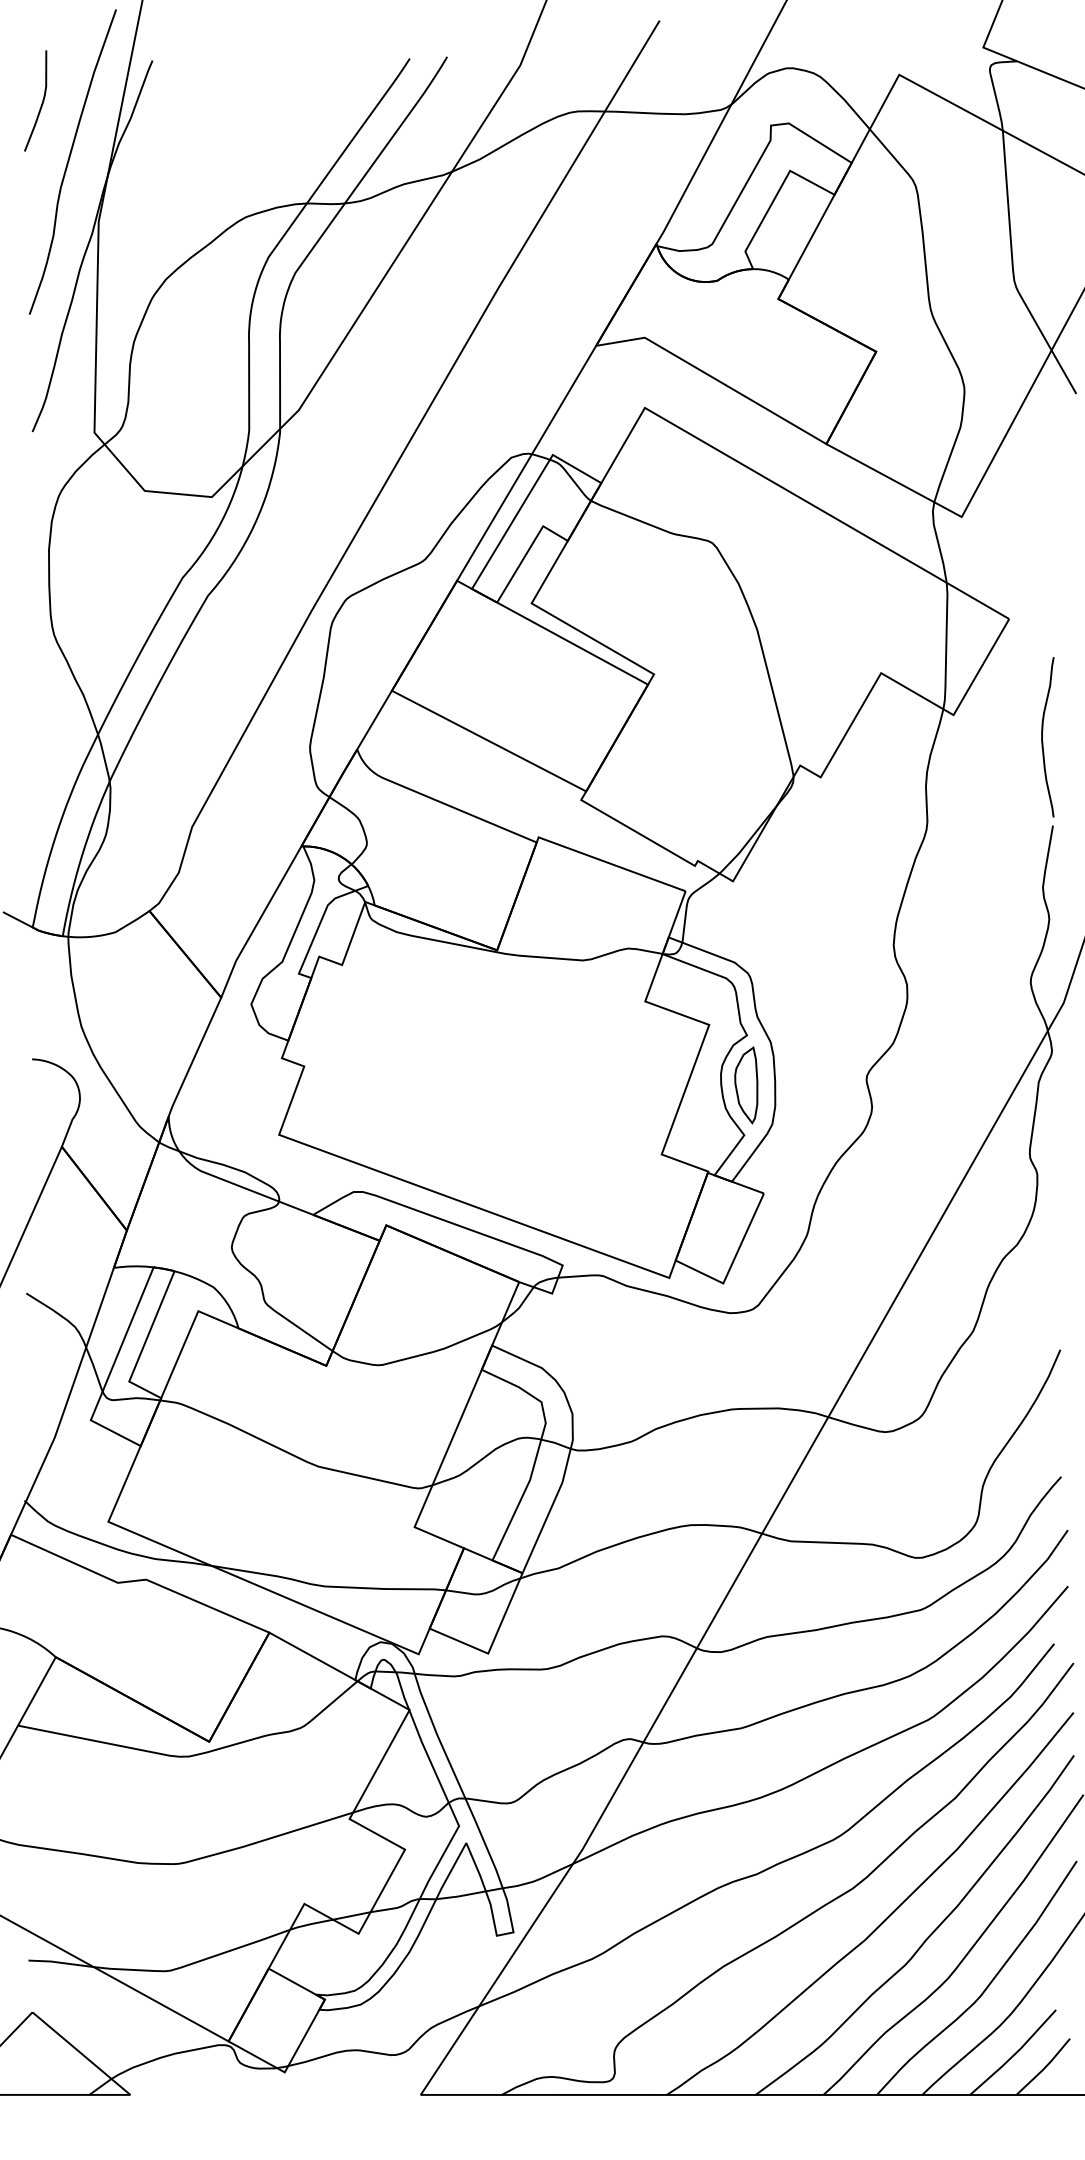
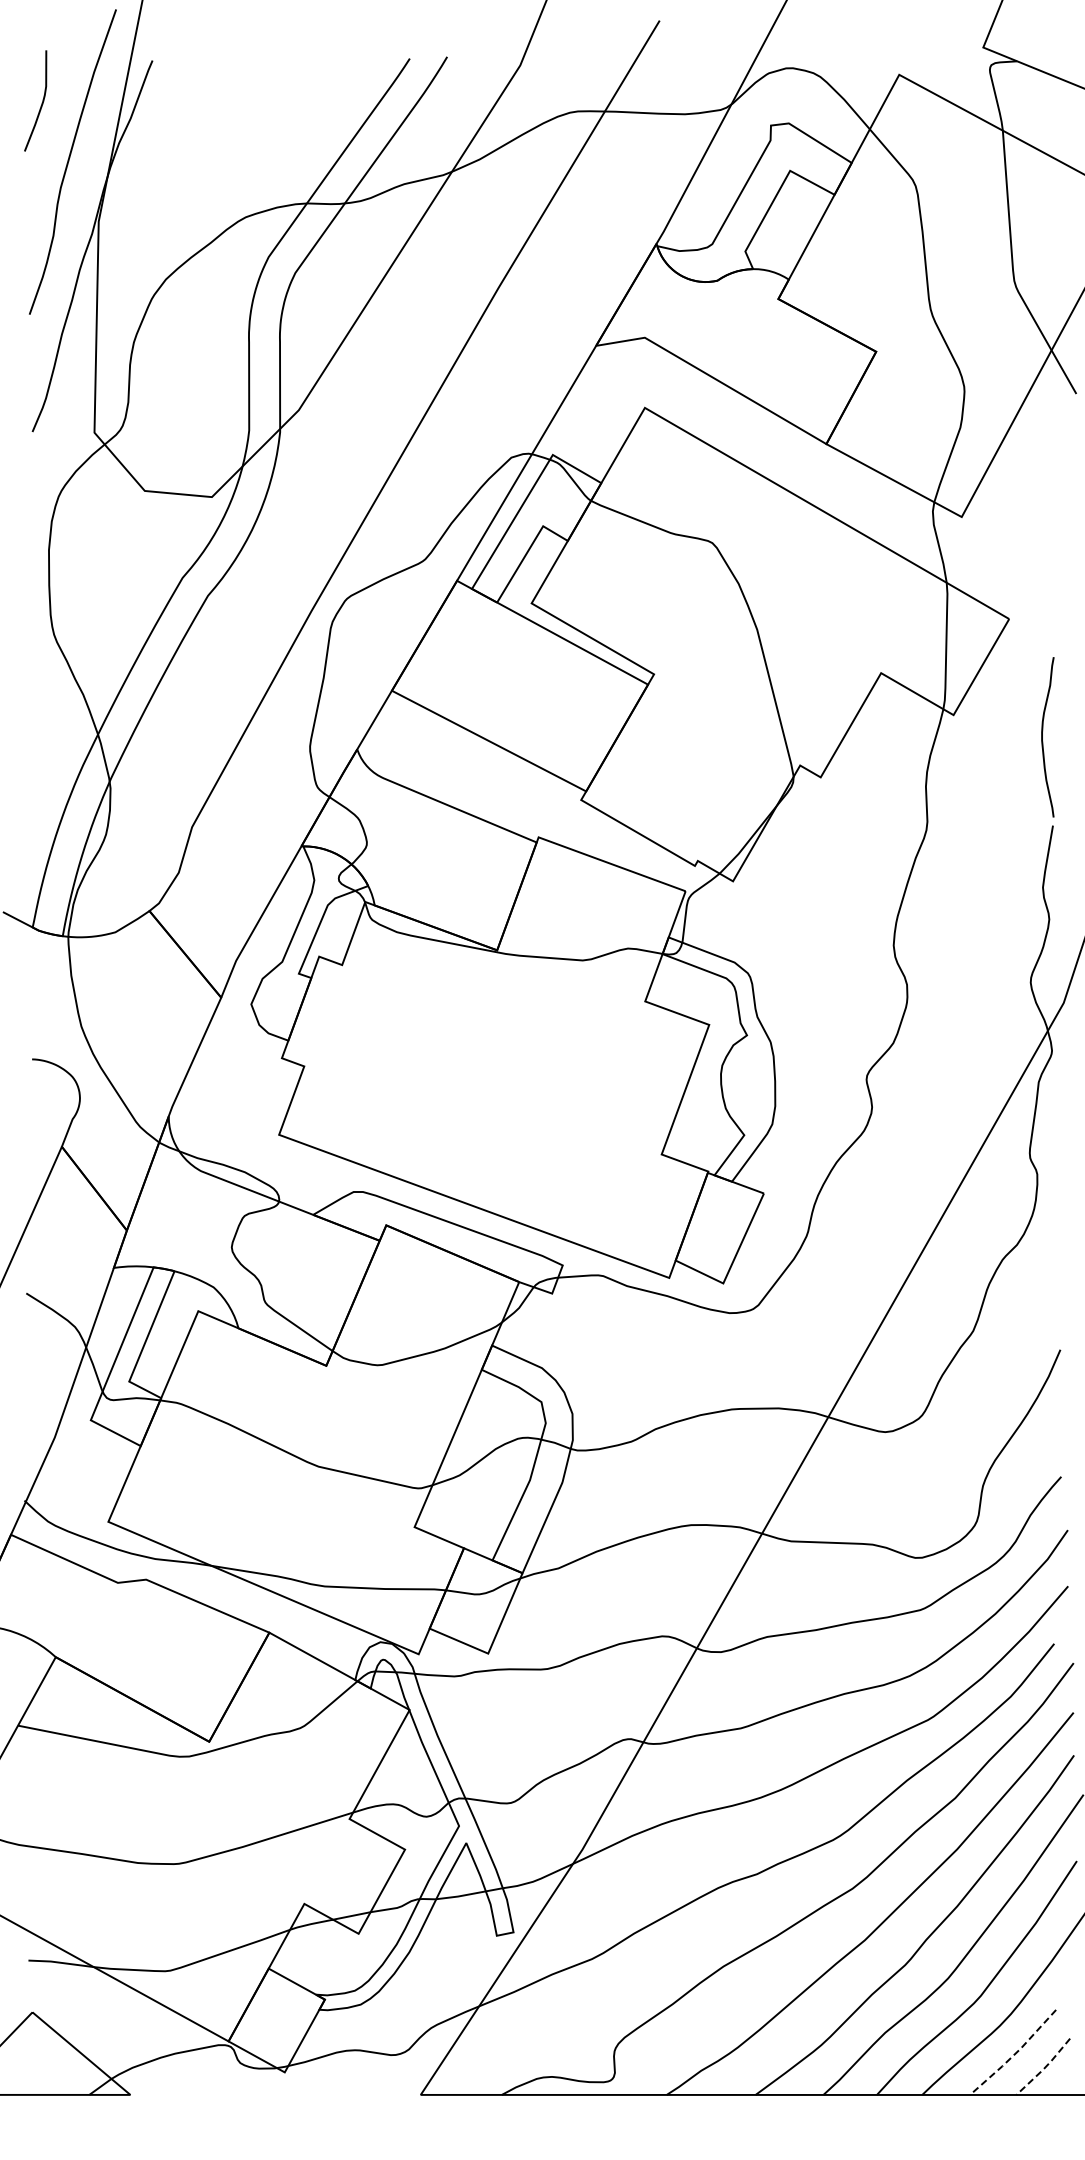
part: present -> none (746, 1085)
line: solid -> dashed (1014, 2055)
line: solid -> dashed (1044, 2067)
